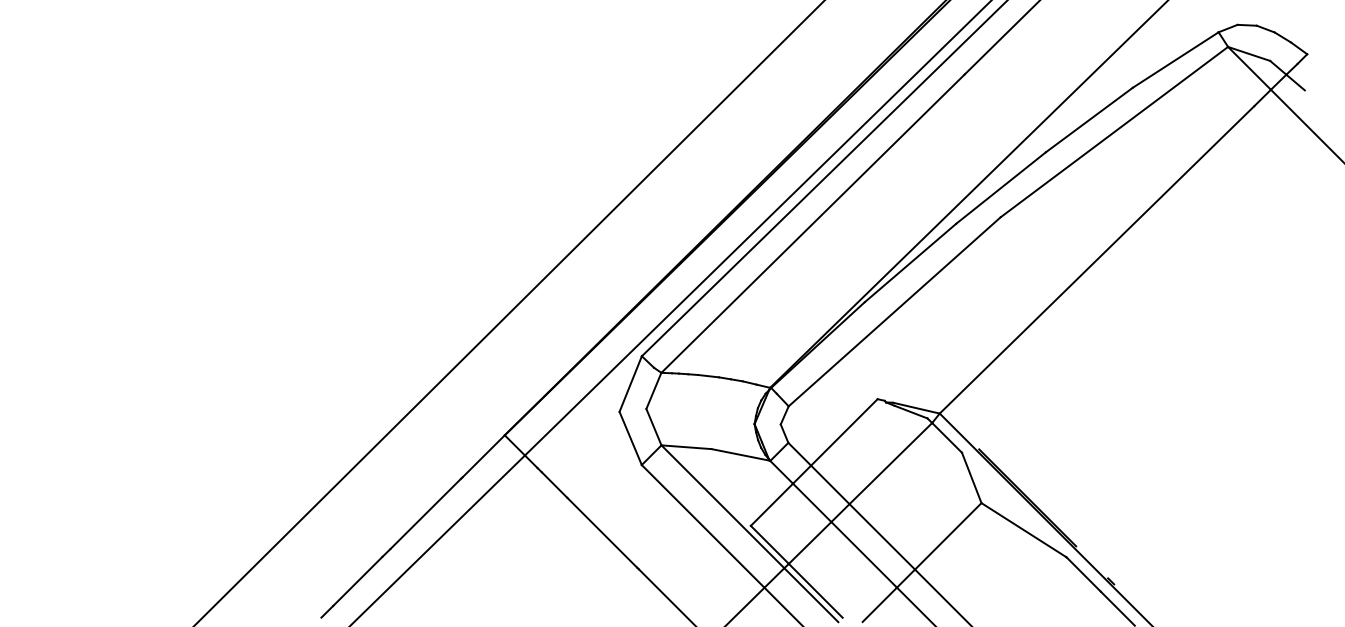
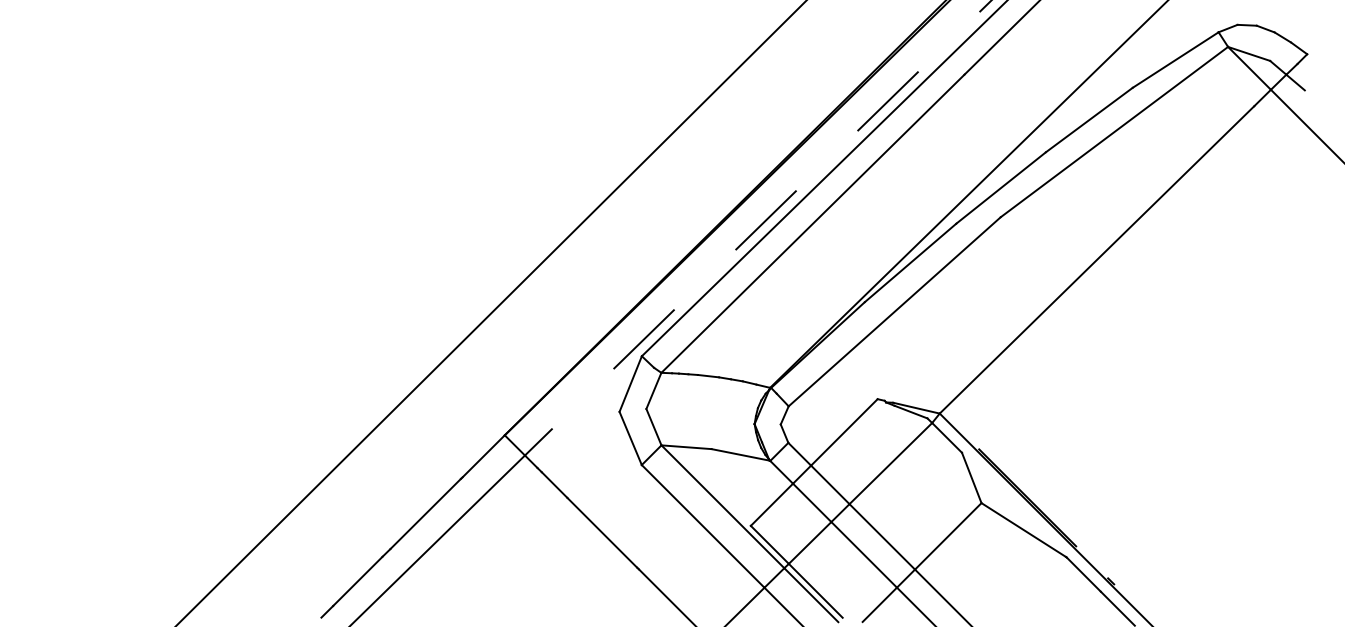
line: solid -> dashed (758, 227)
line position: (509, 312) -> (491, 312) (491, 312)
